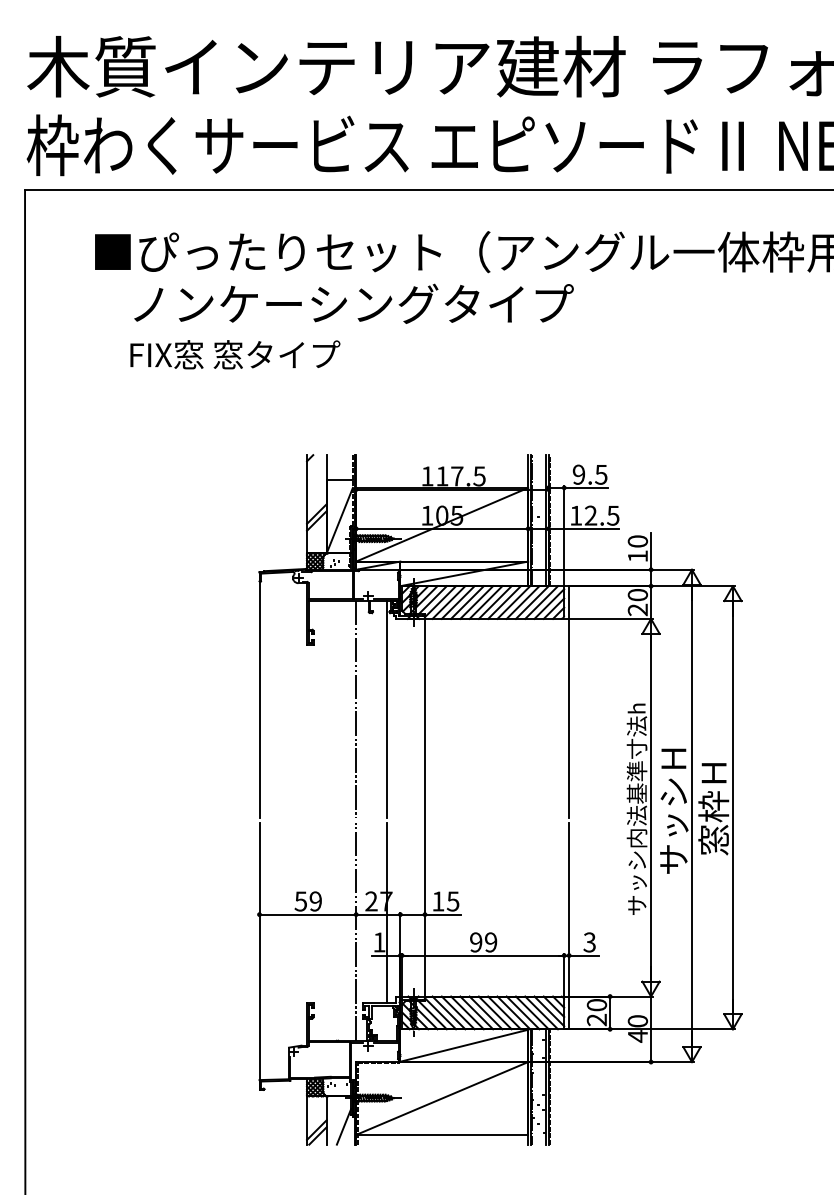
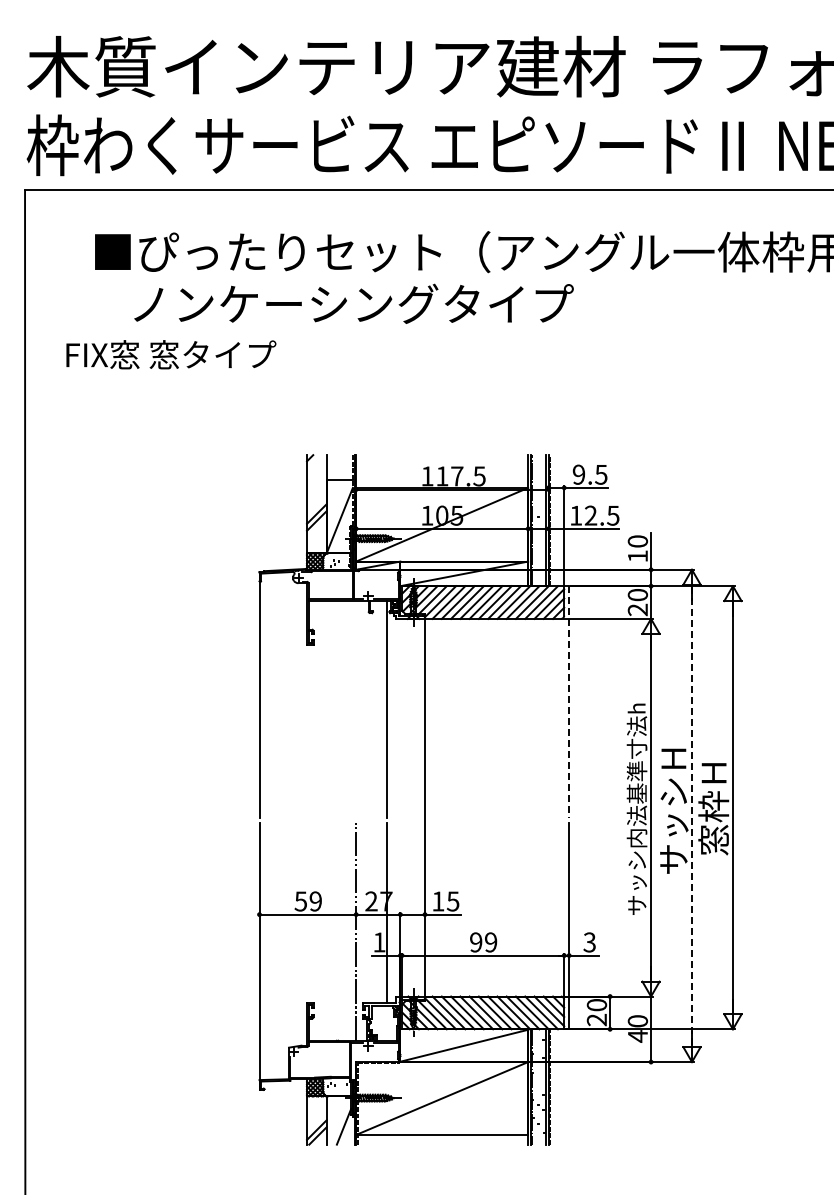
text position: (235, 354) -> (171, 354) (171, 354)
line: solid -> dashed (569, 702)
line: present -> none (356, 708)
line: solid -> dashed (692, 815)
